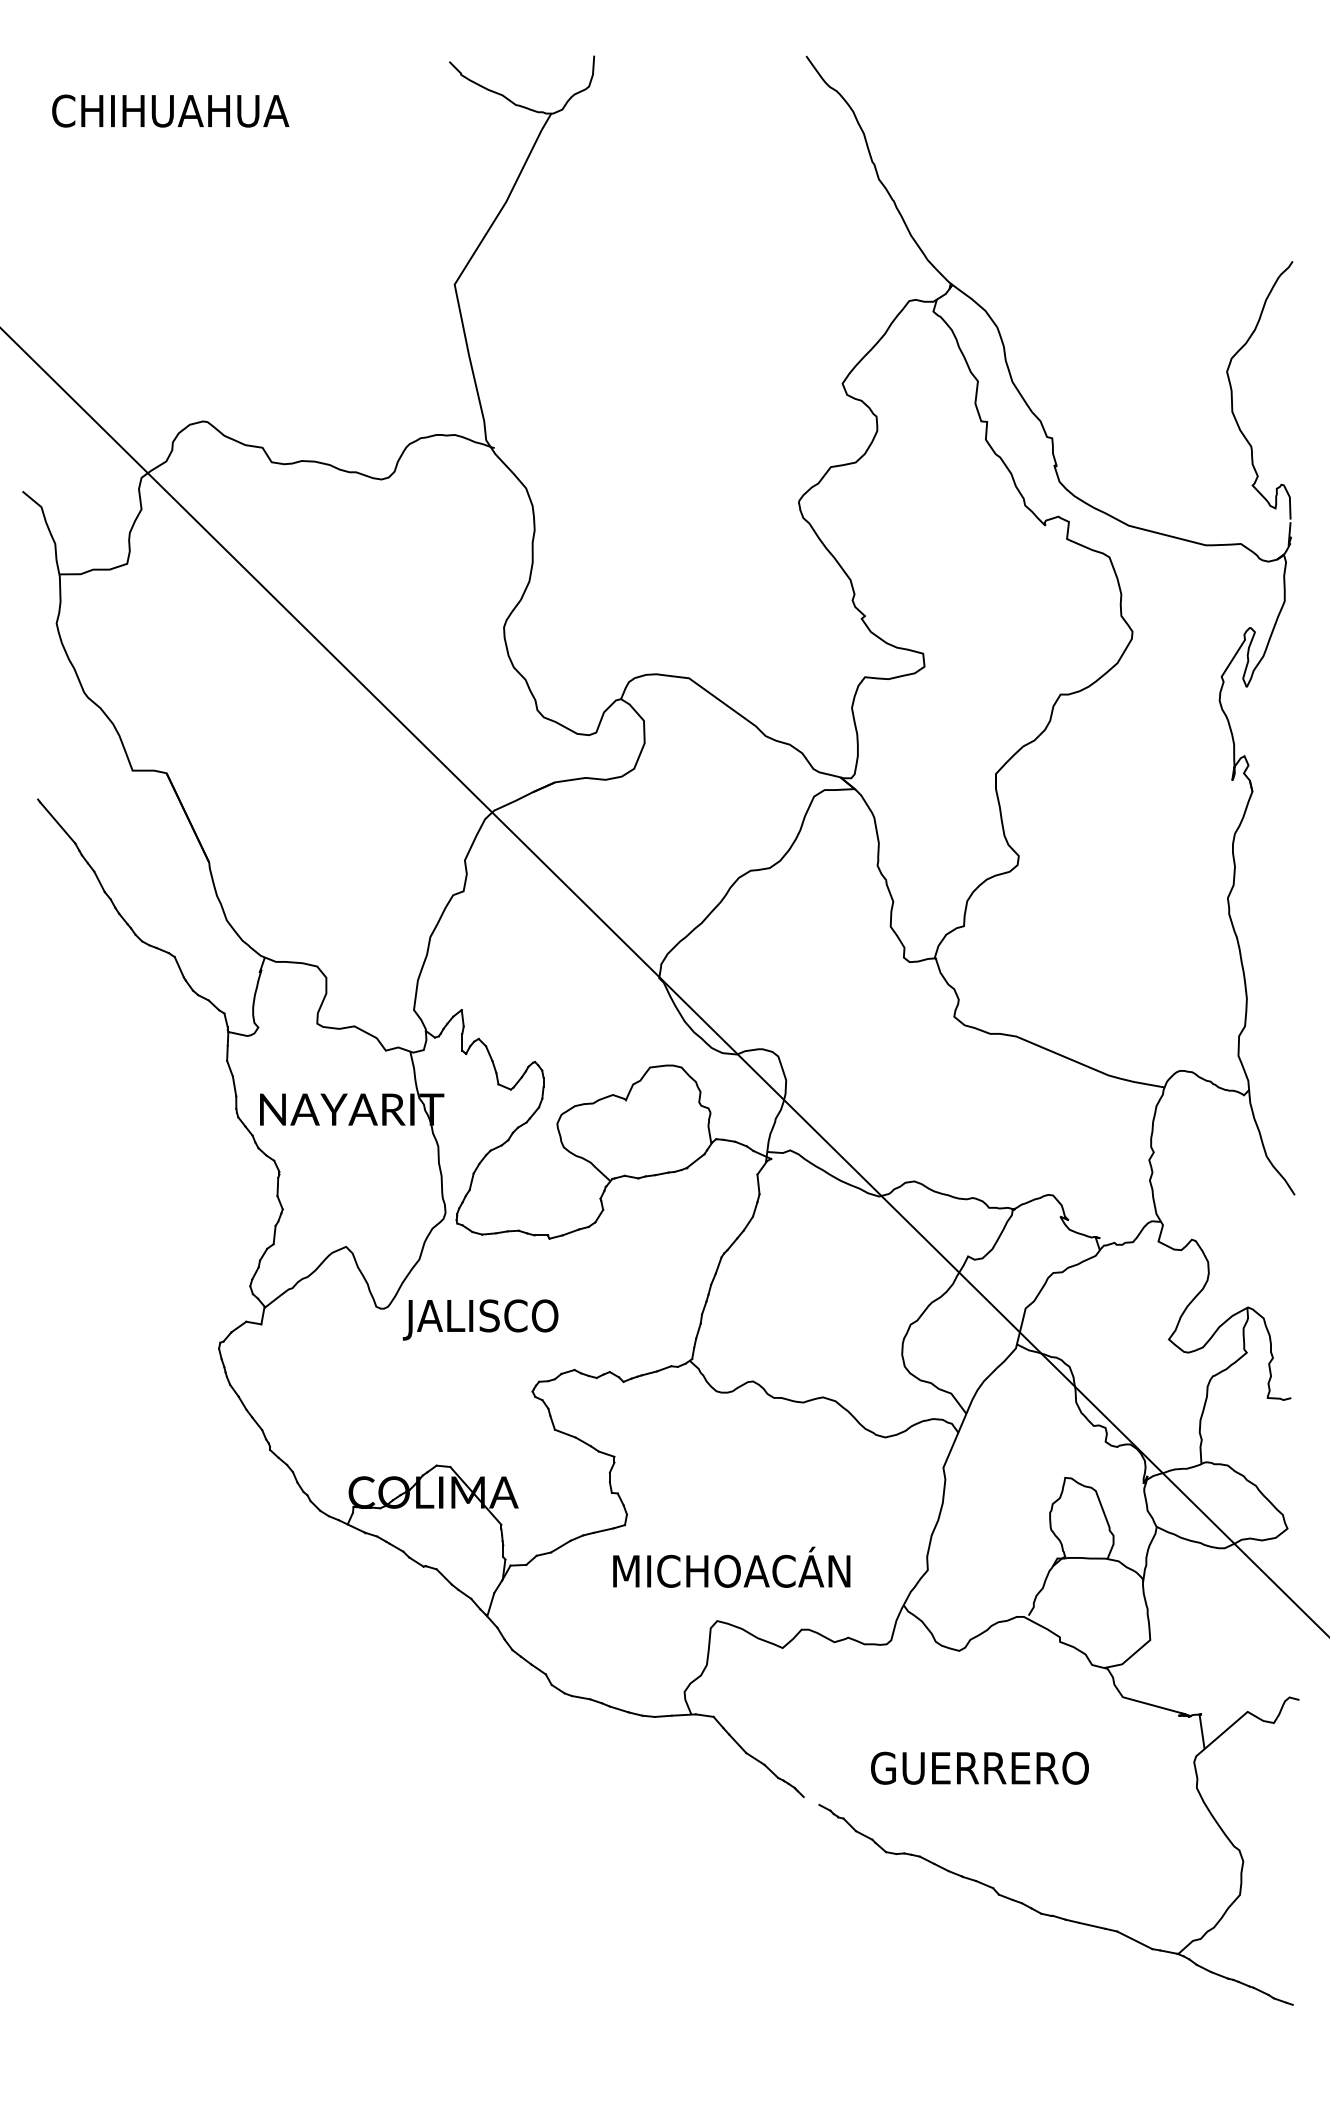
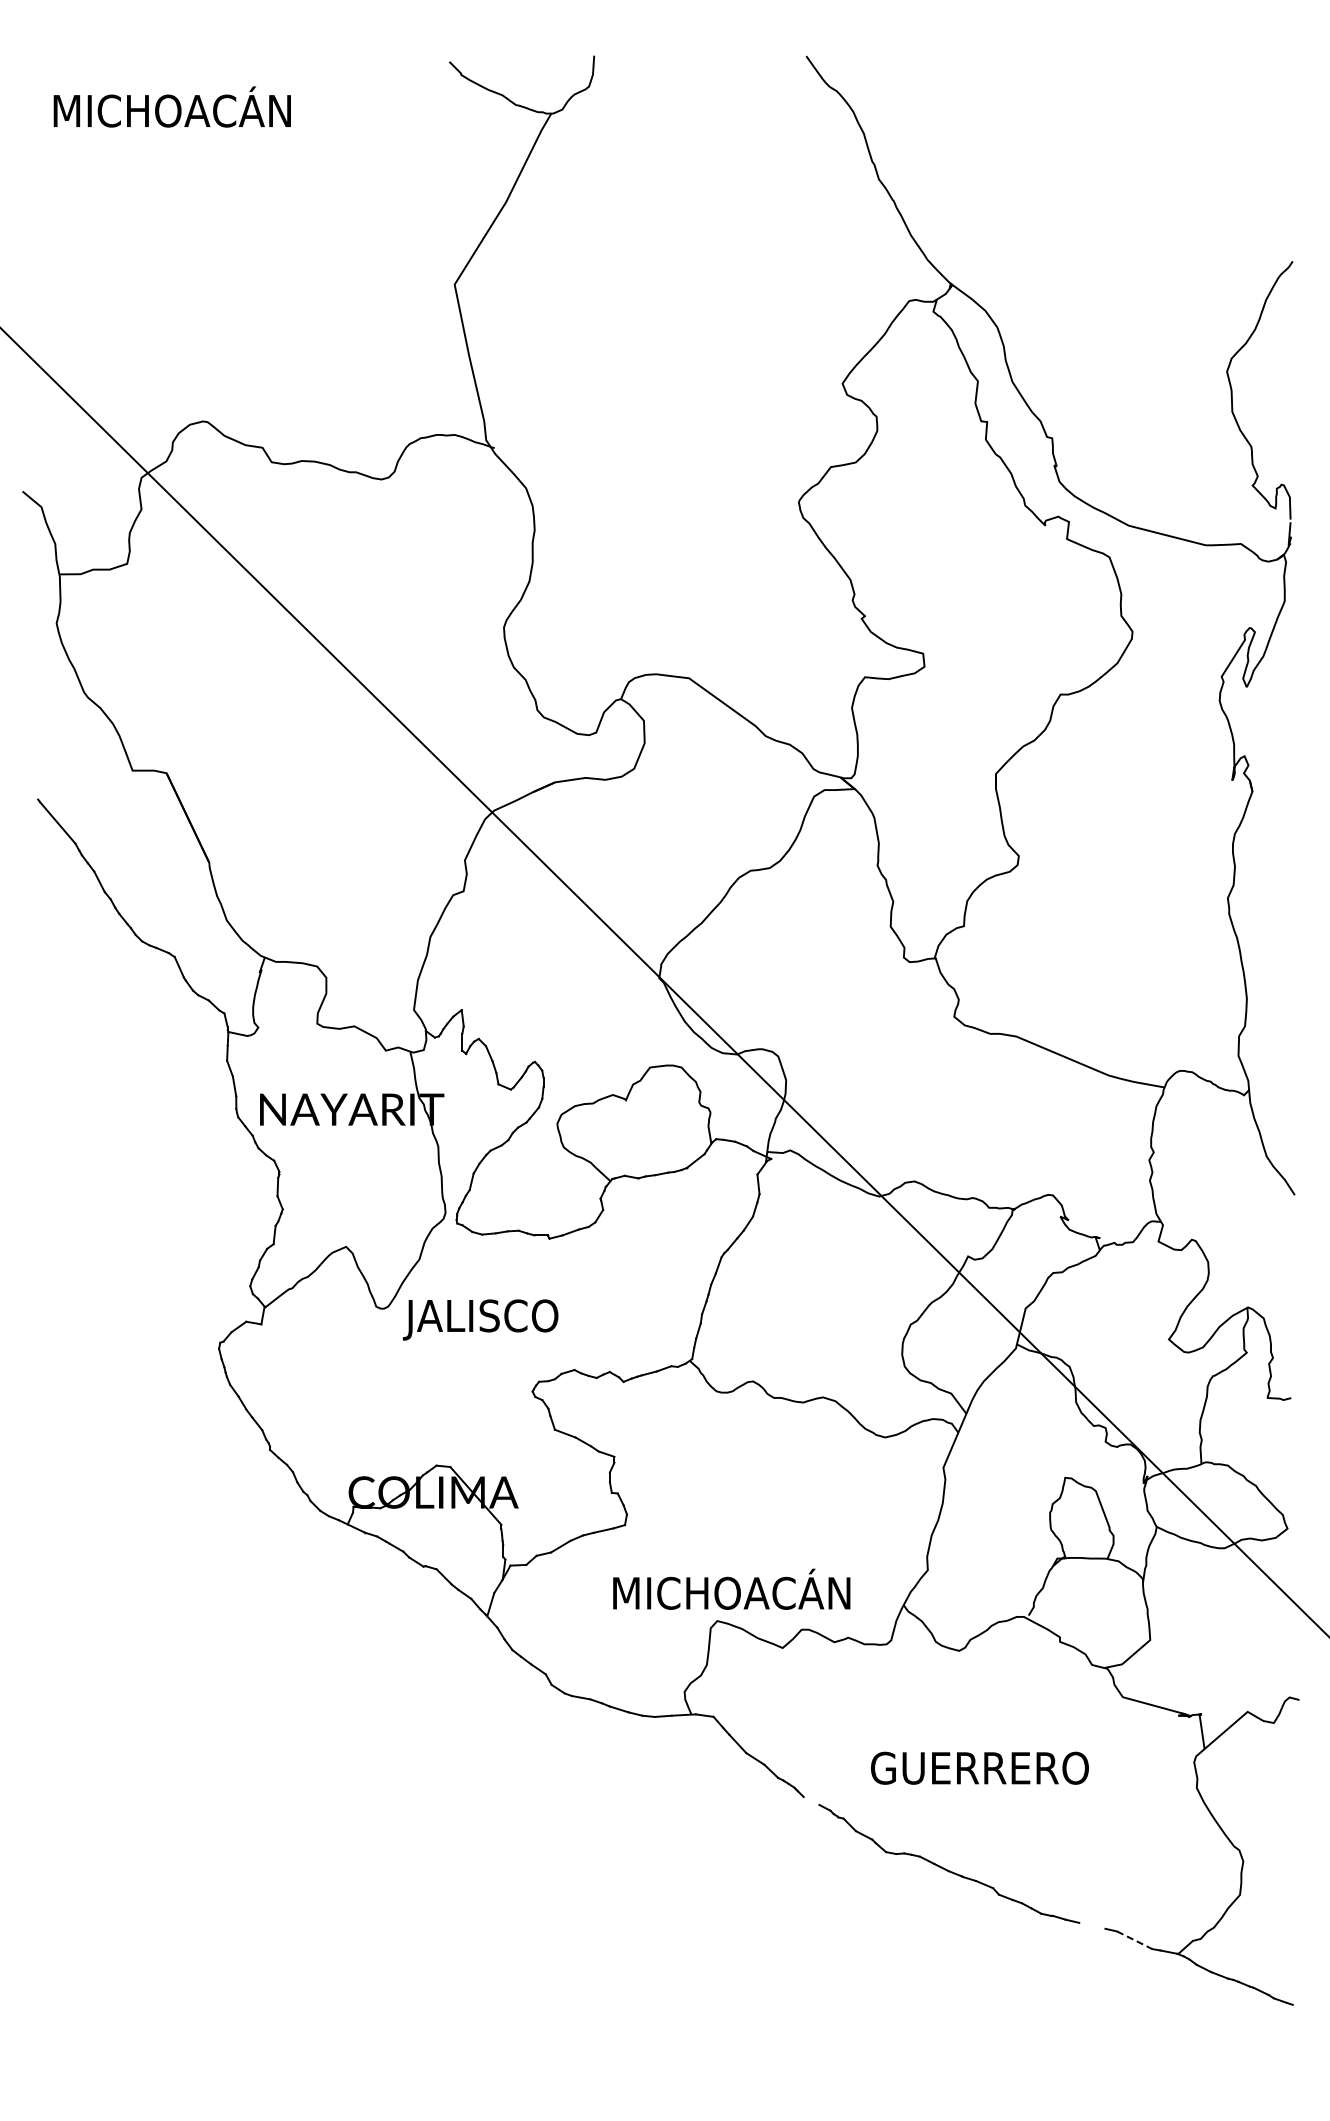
text: CHIHUAHUA -> MICHOACÁN (171, 106)
text position: (731, 1566) -> (731, 1588) (731, 1588)
line: present -> none (1092, 1925)
line: solid -> dashed (1134, 1940)
